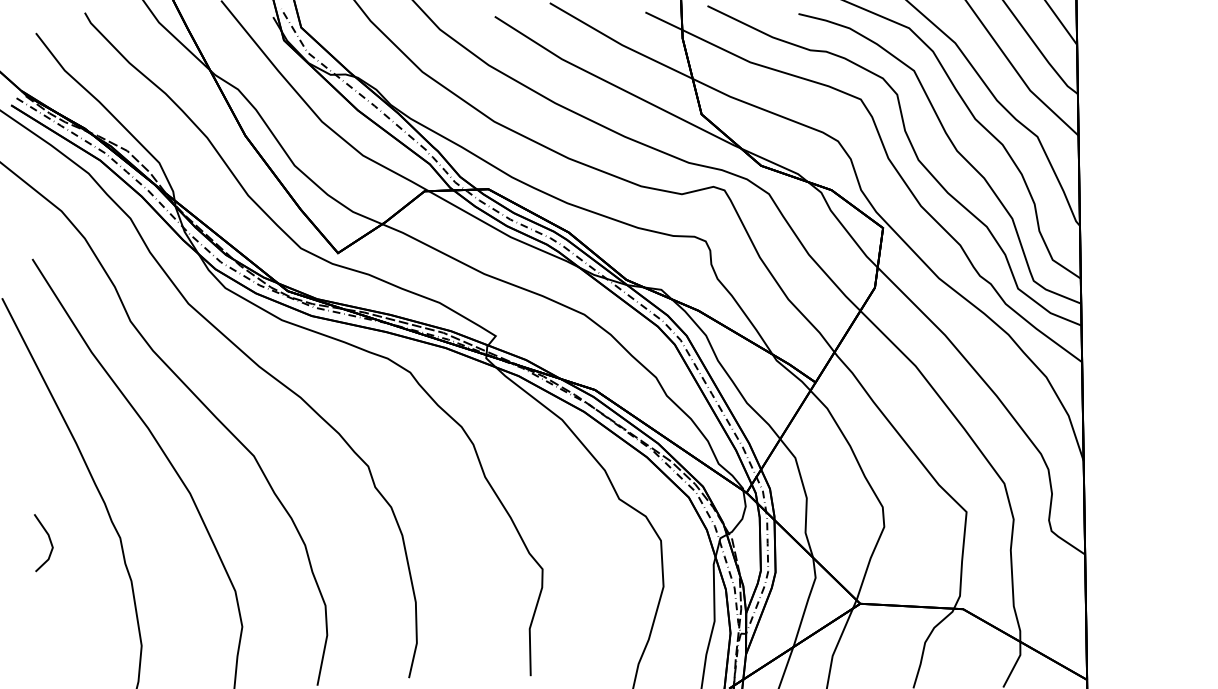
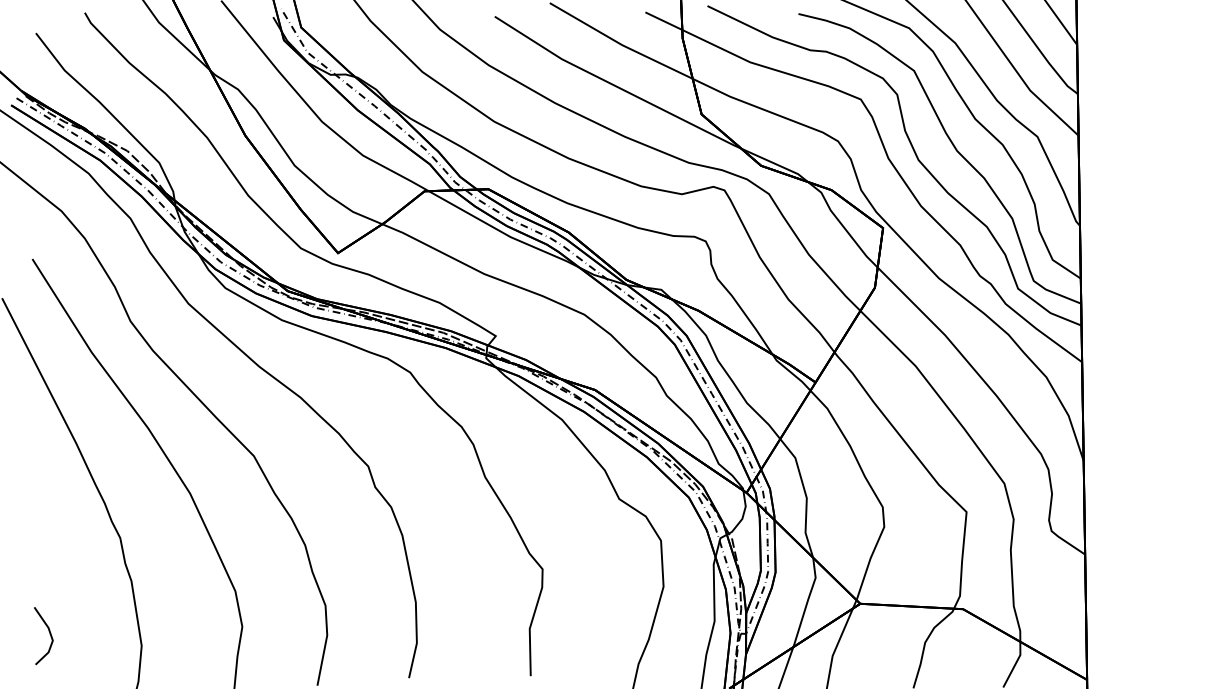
line position: (49, 541) -> (49, 634) (49, 634)
